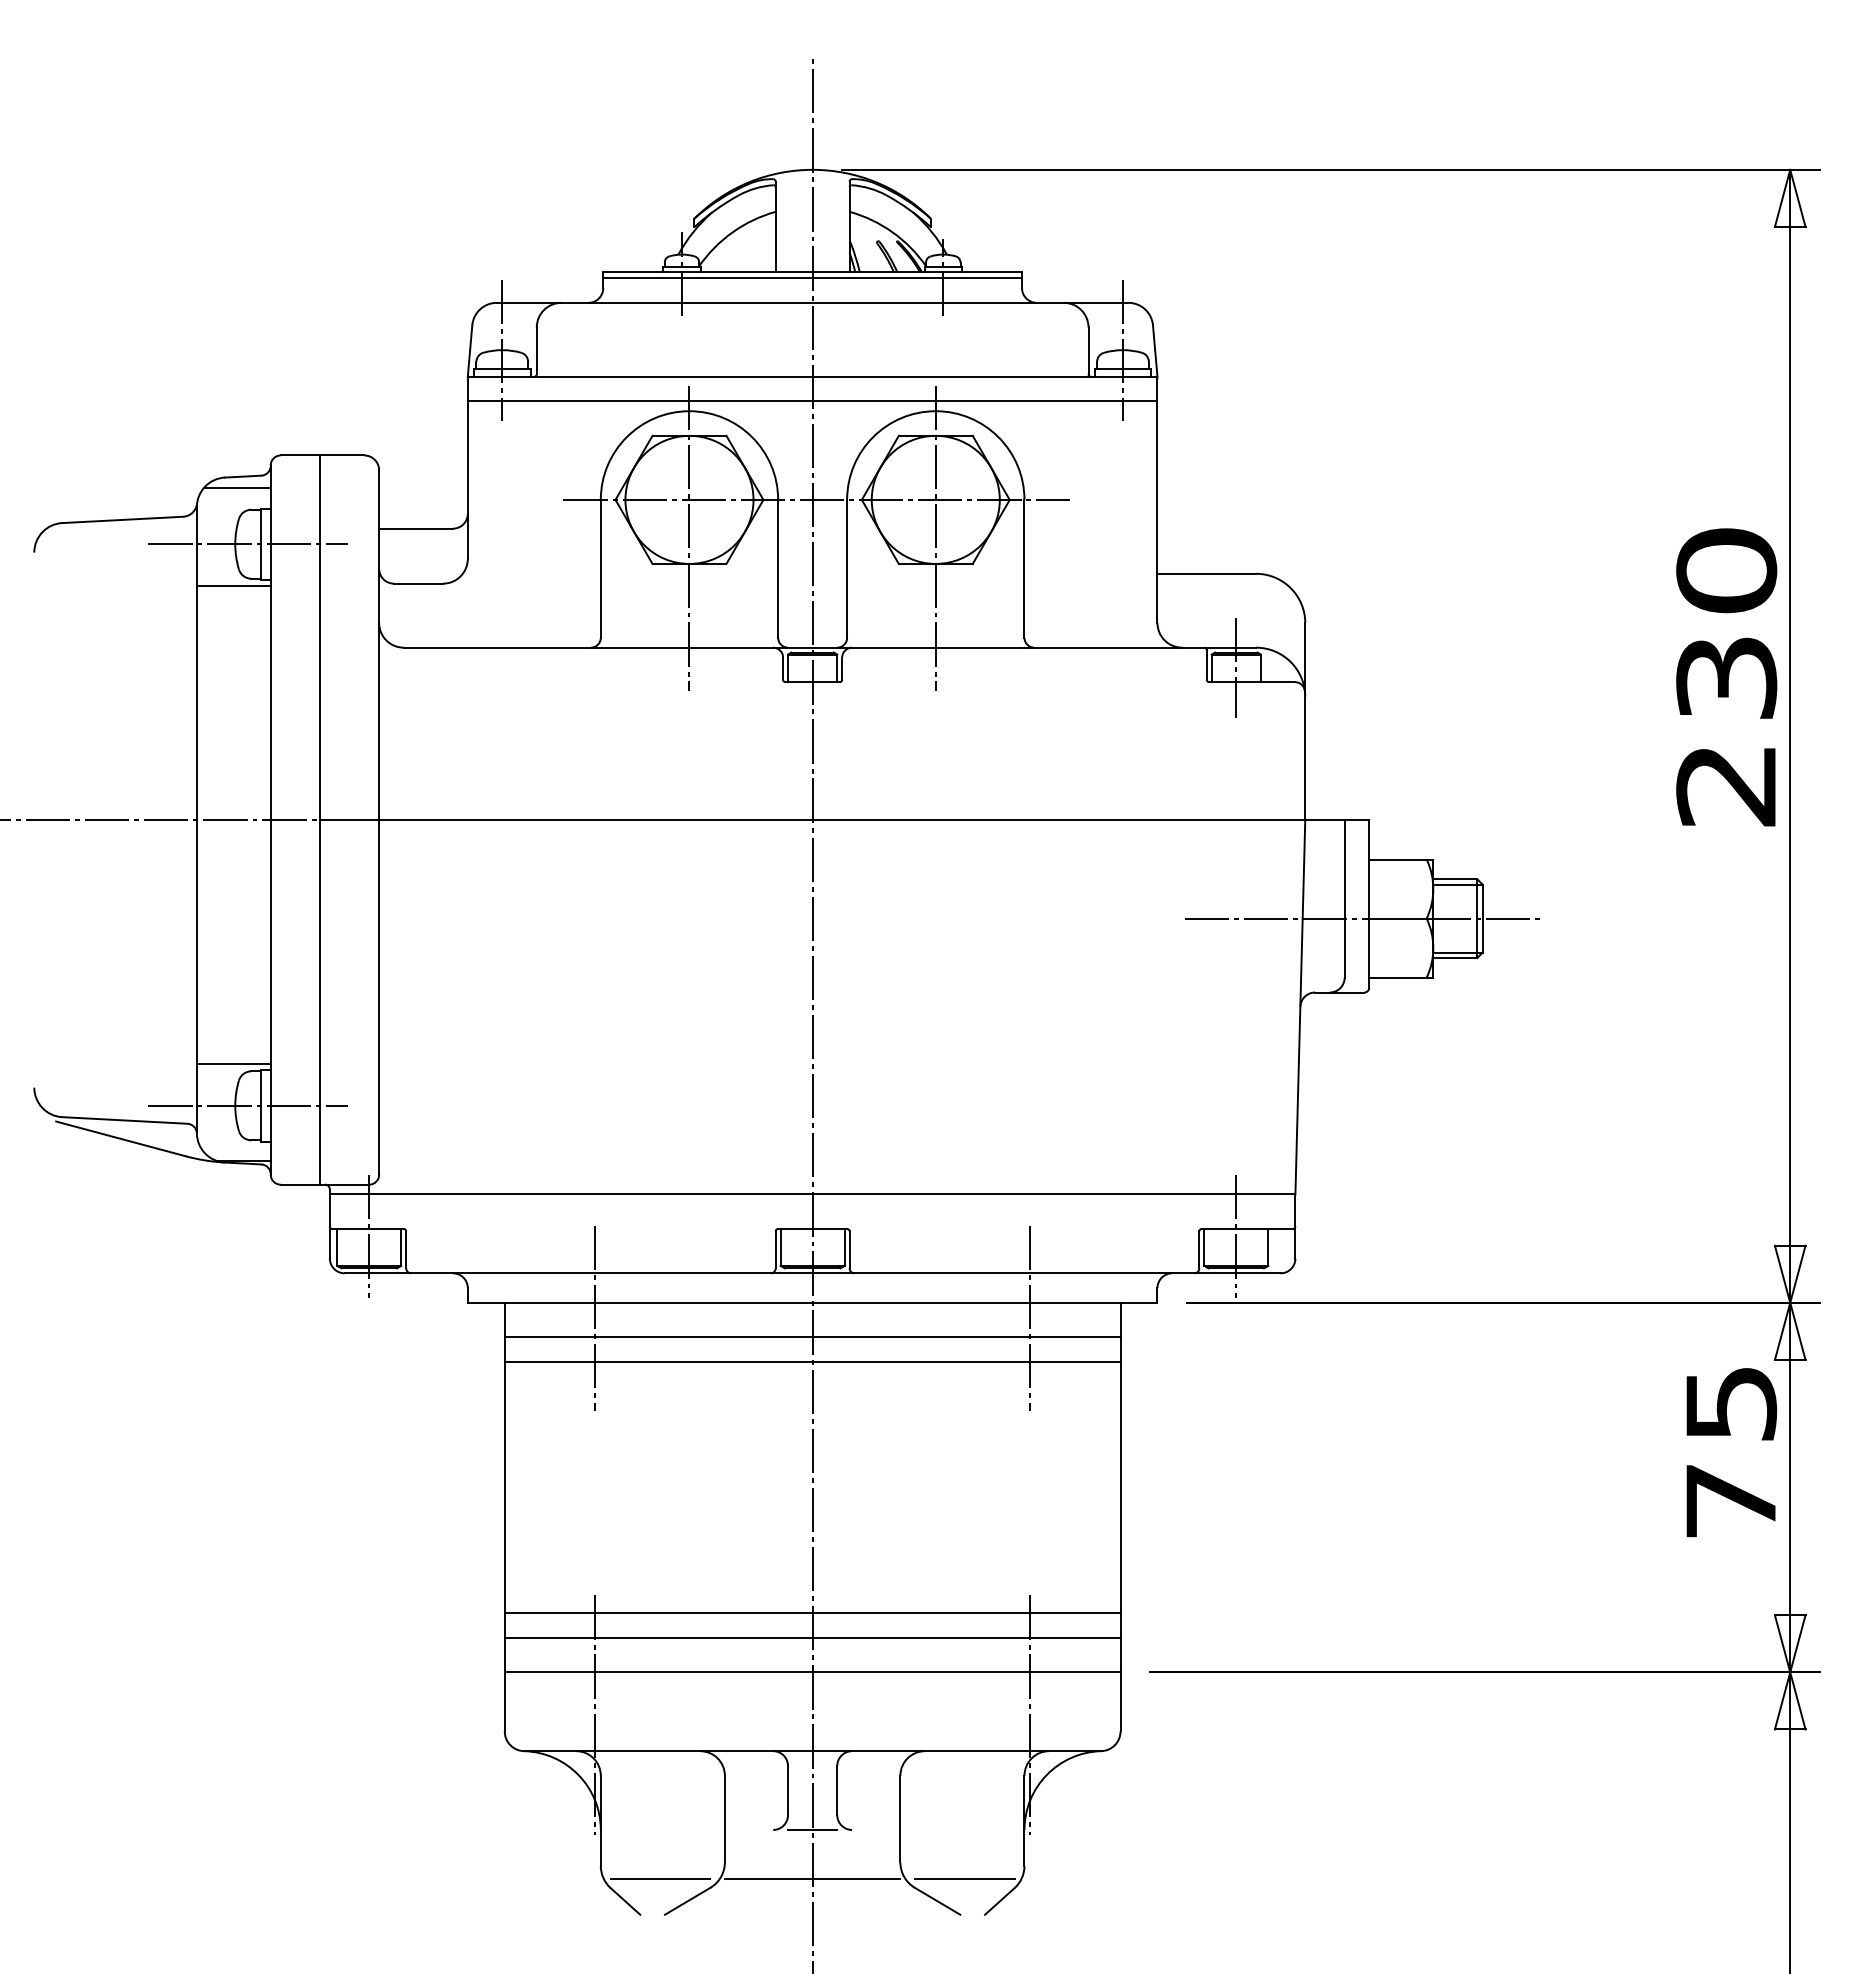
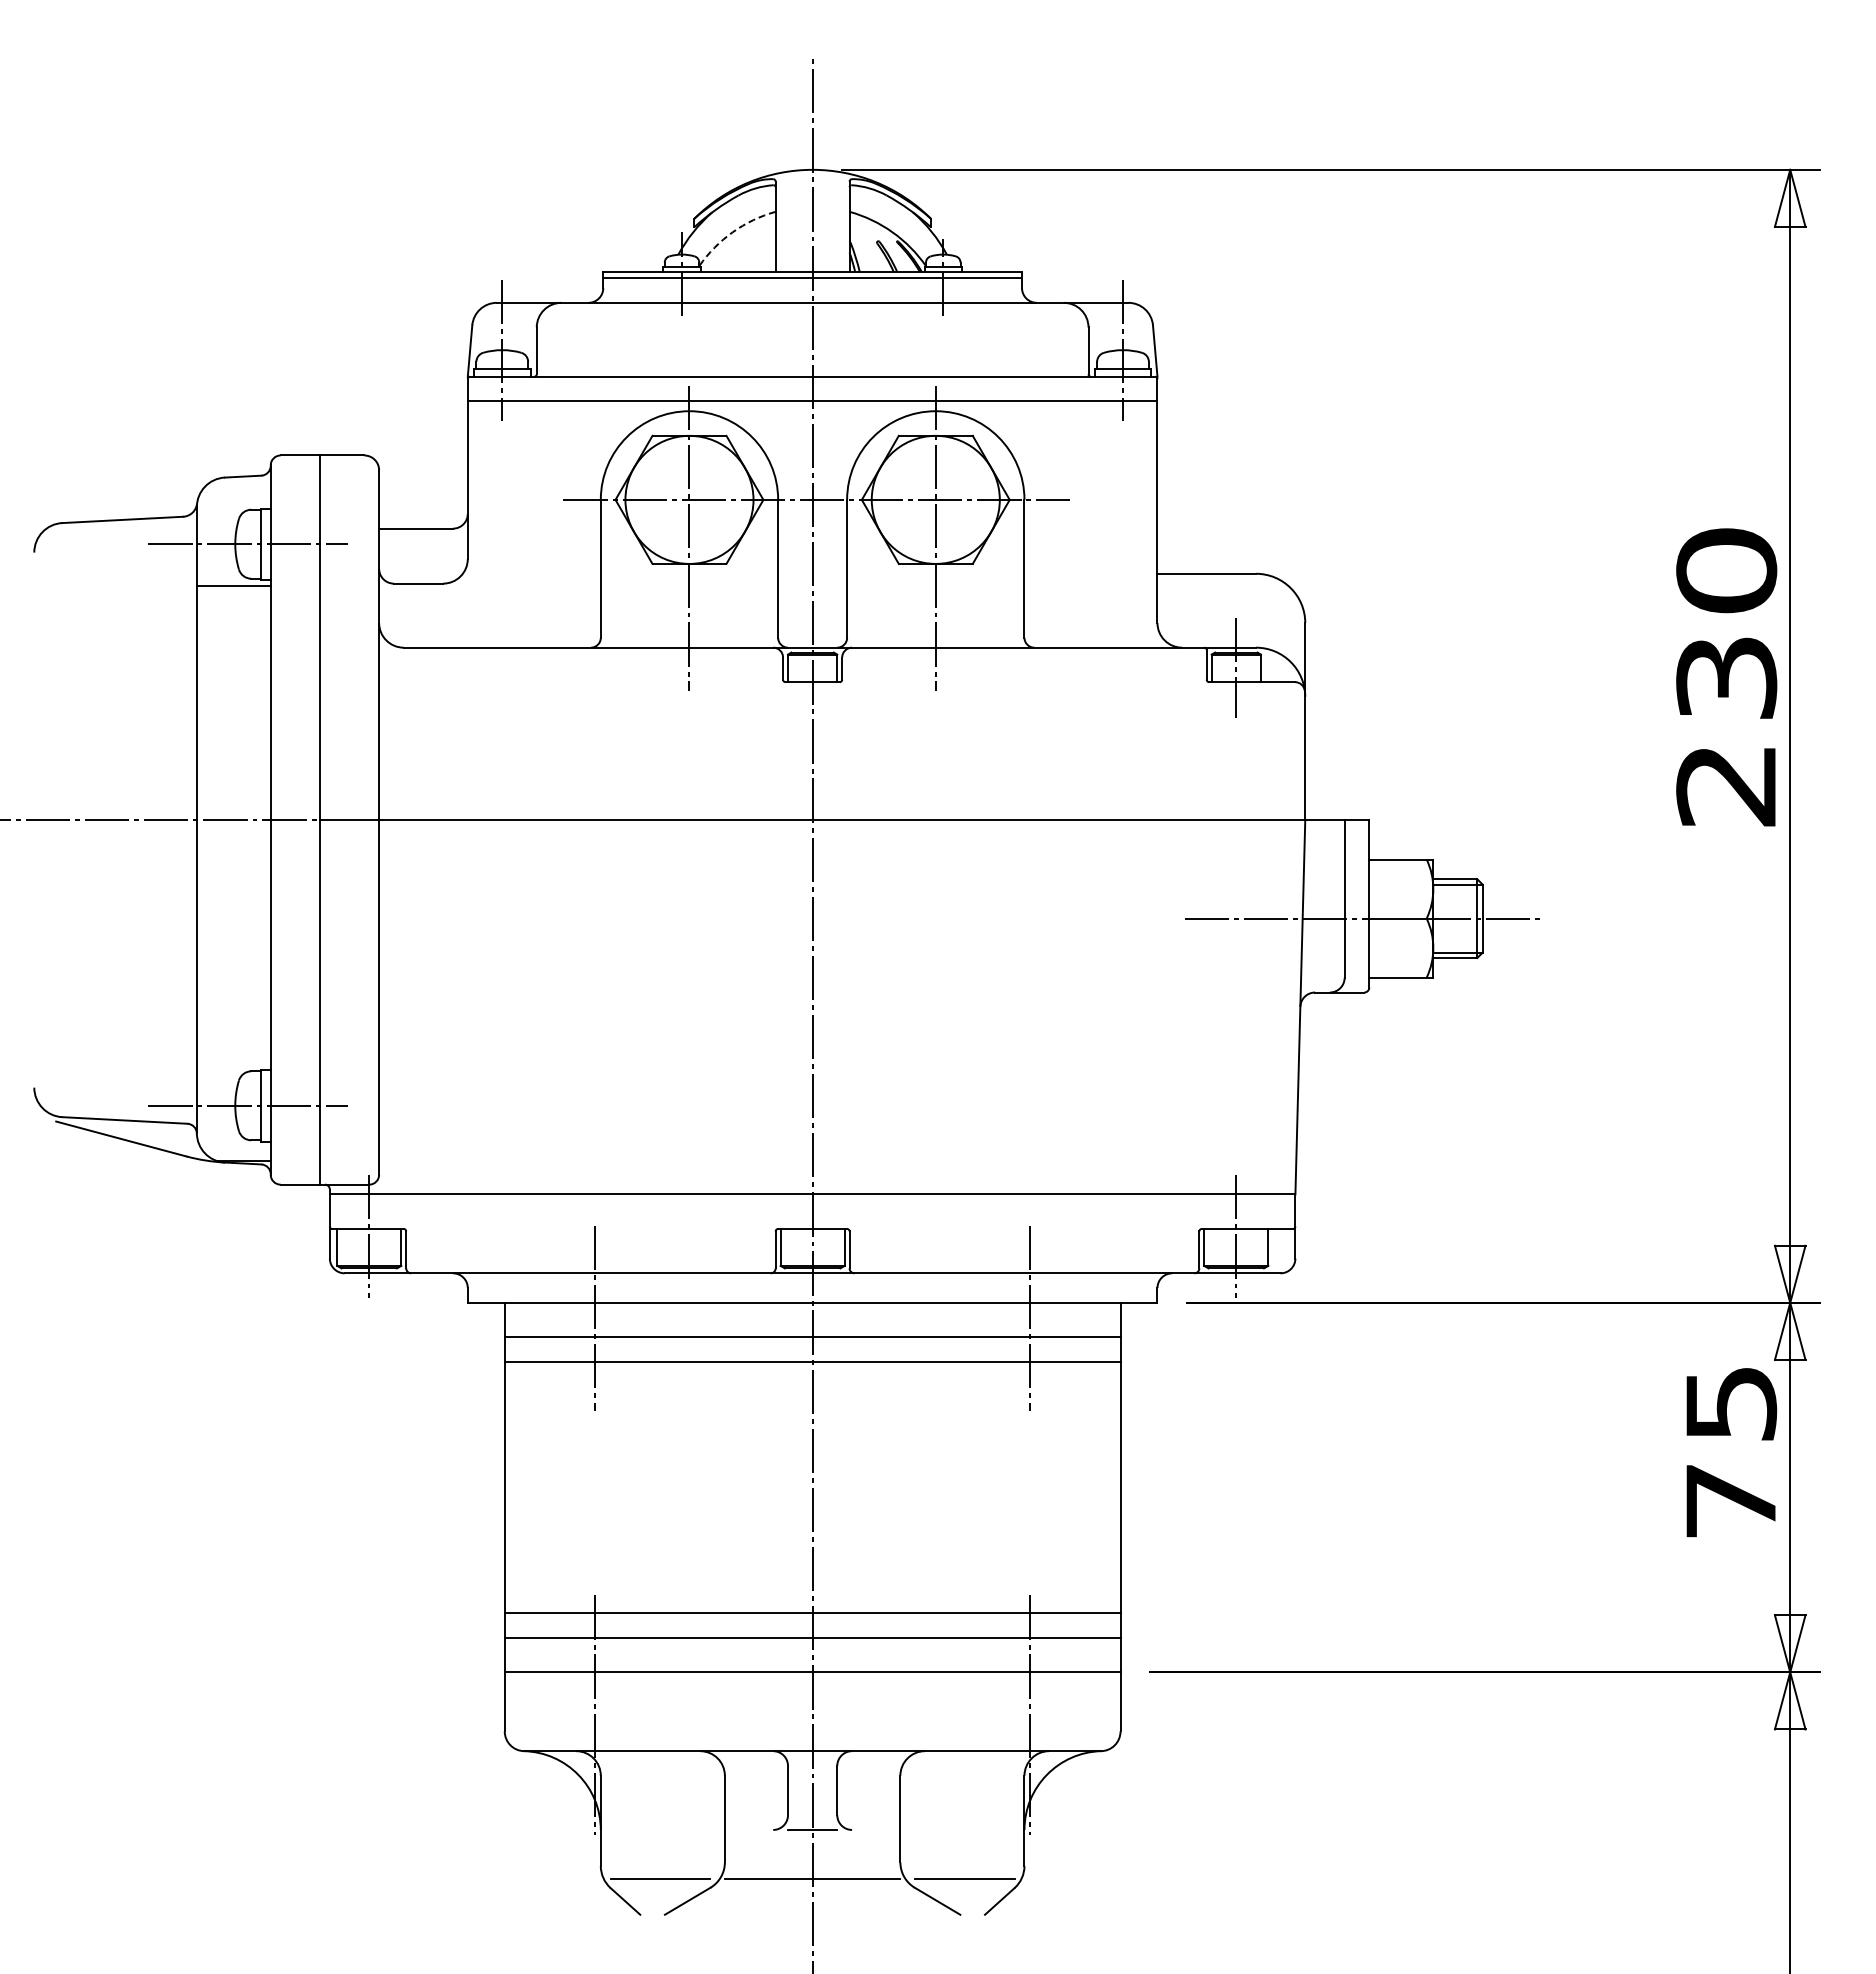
arc: solid -> dashed (732, 232)
line: present -> none (236, 488)
line: present -> none (233, 1063)
